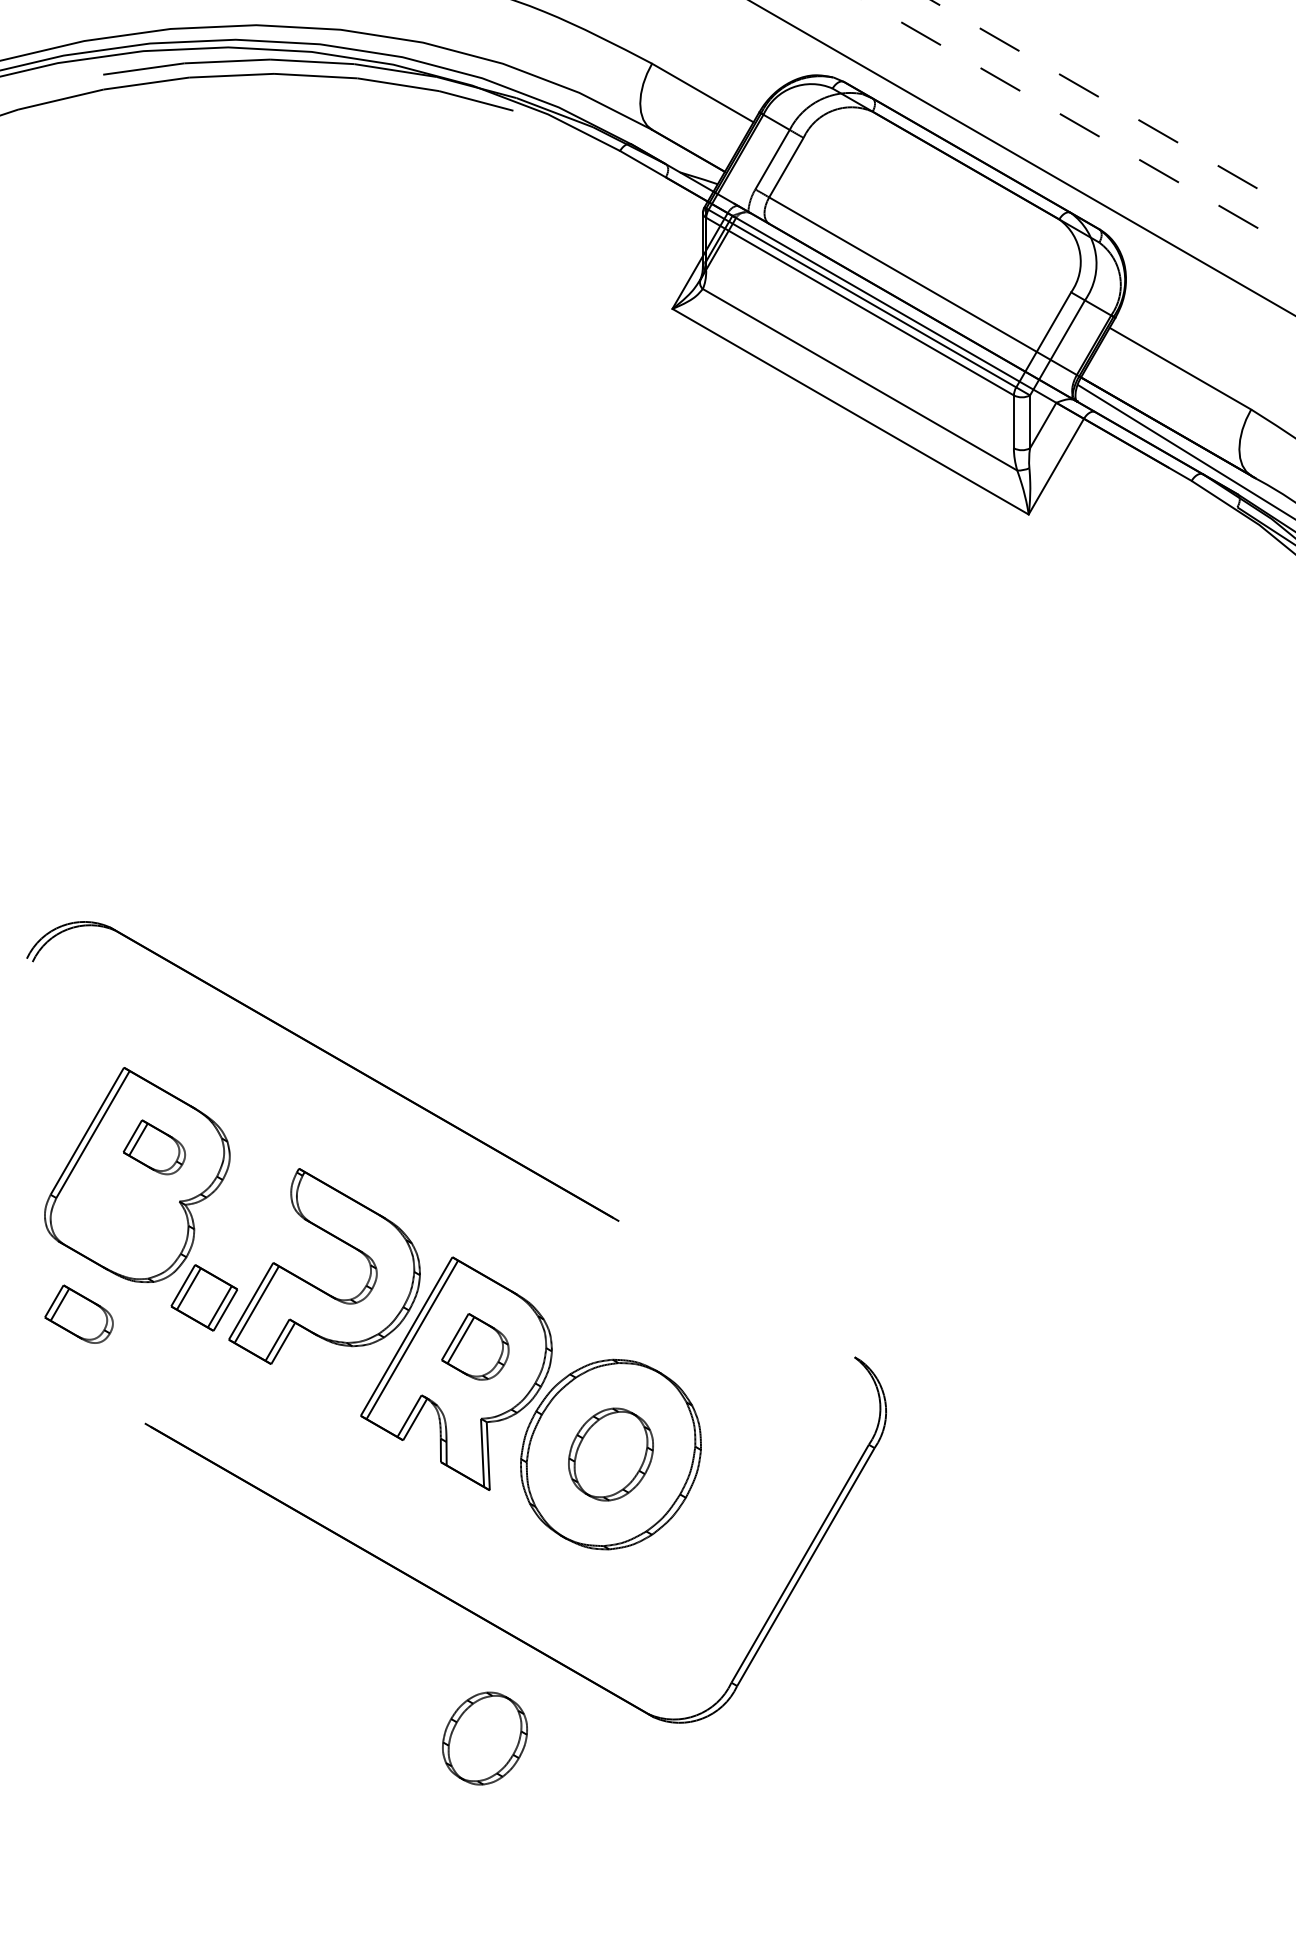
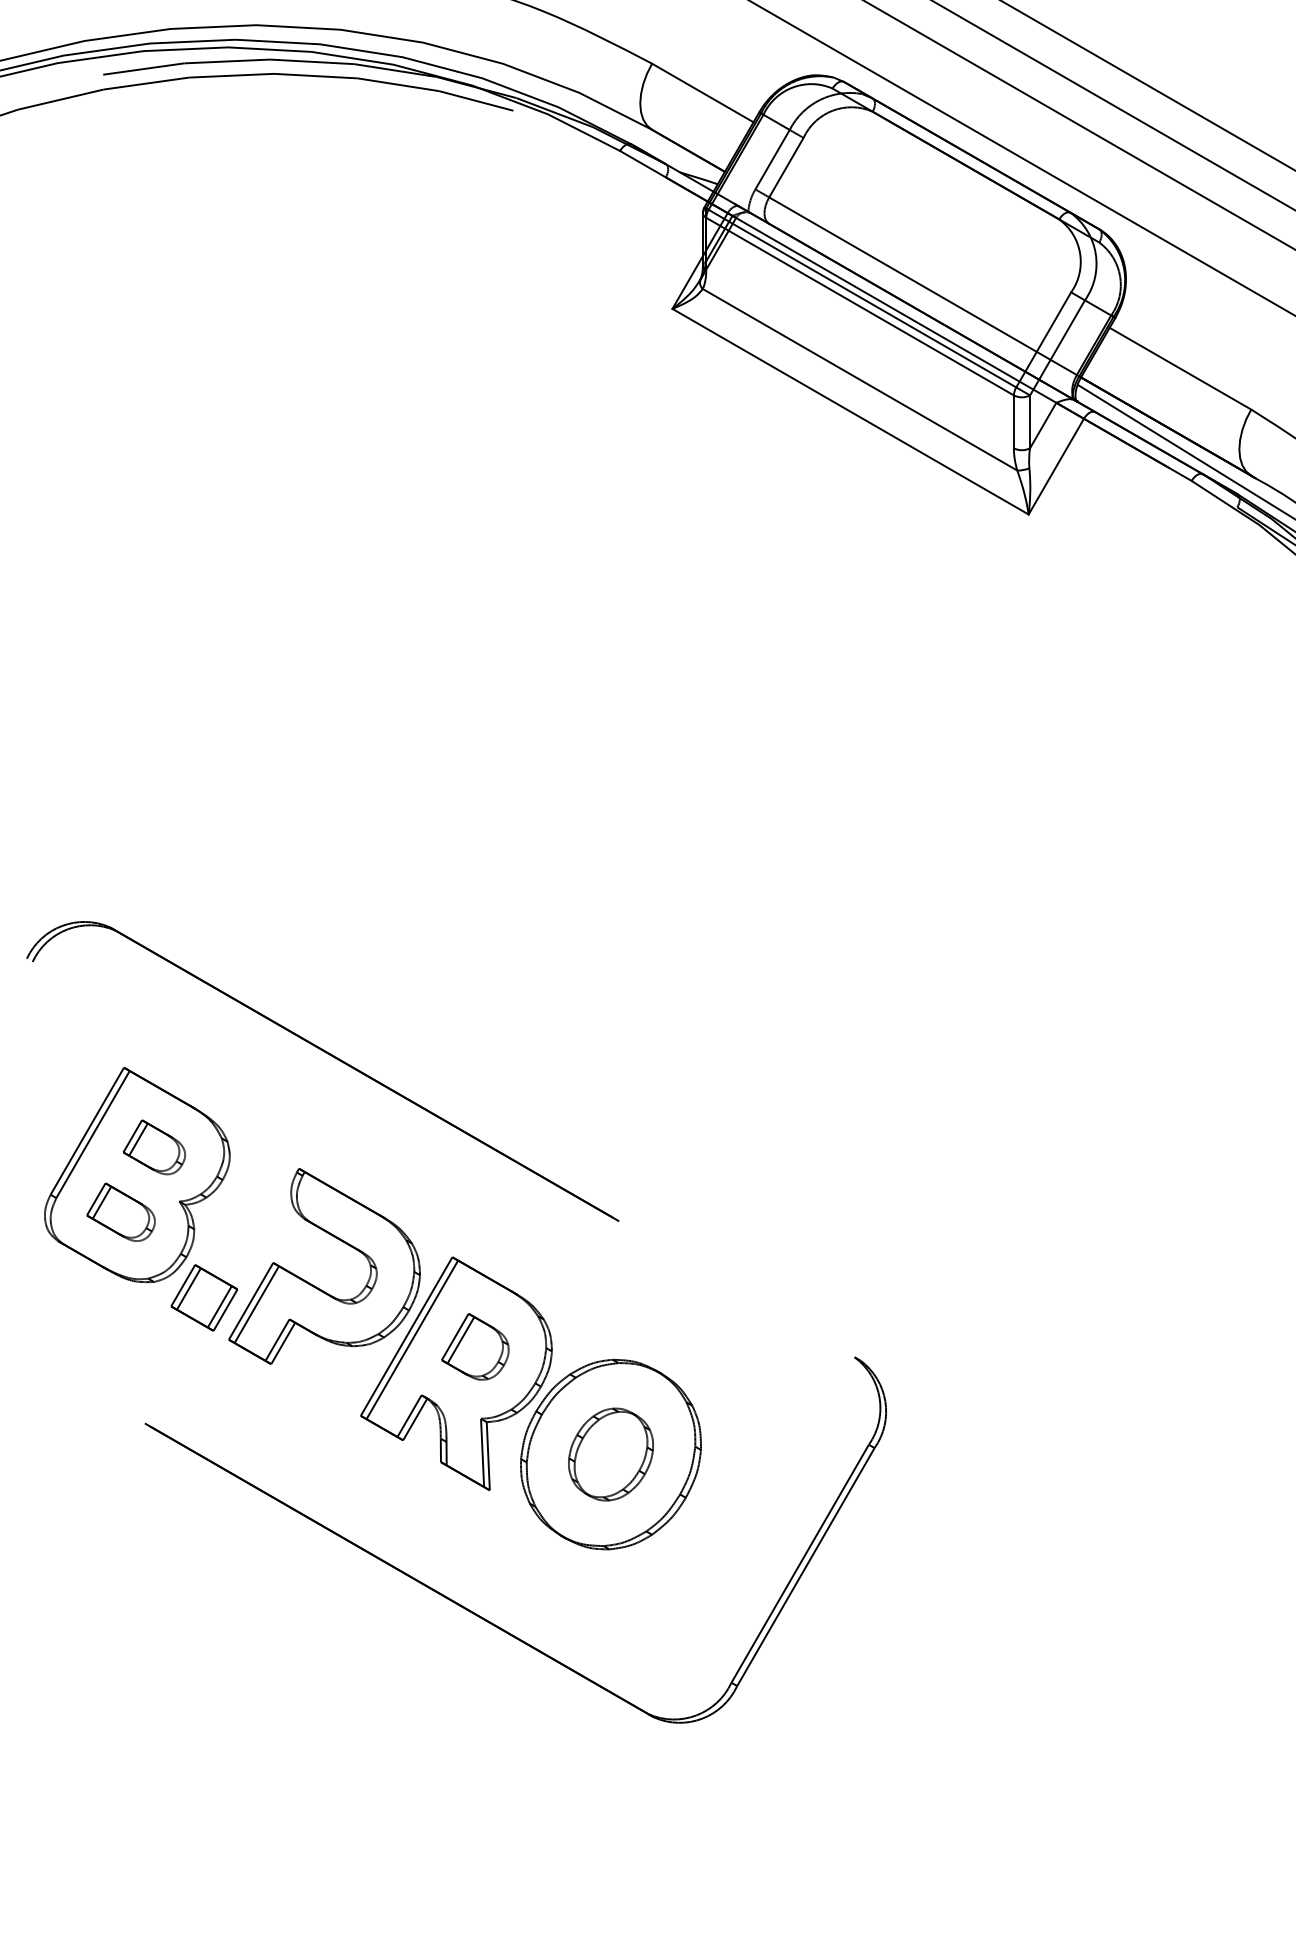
line: none -> present (1147, 85)
line: dashed -> solid (1113, 105)
line: dashed -> solid (1079, 124)
part position: (78, 1313) -> (120, 1211) (120, 1211)
part: present -> none (484, 1738)
